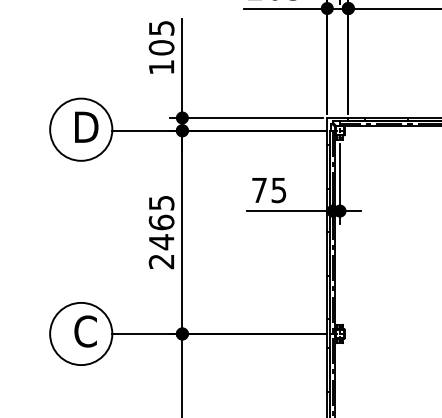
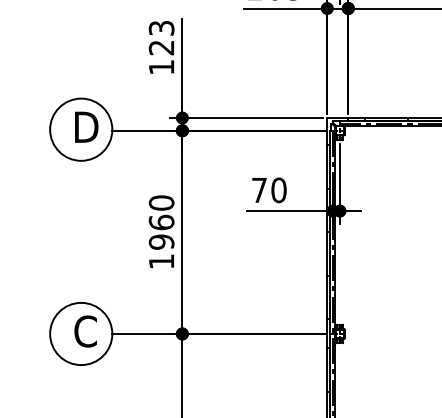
text: 105 -> 123 (161, 38)
text: 75 -> 70 (278, 190)
text: 2465 -> 1960 (161, 232)
